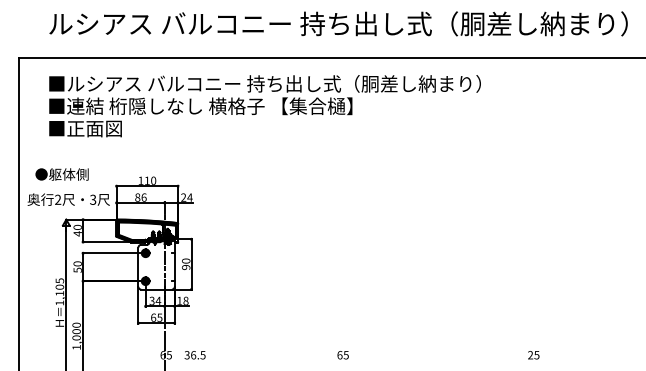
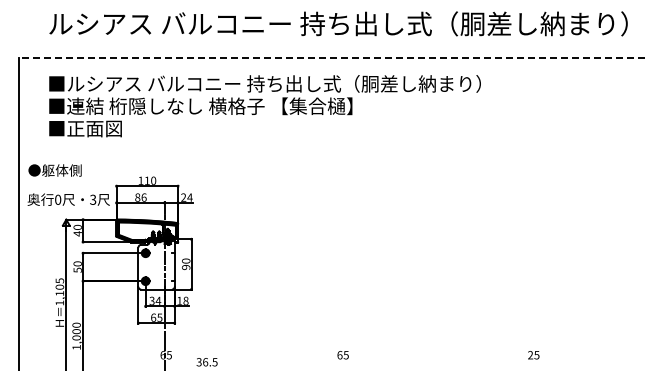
line: solid -> dashed (332, 57)
text position: (61, 174) -> (54, 170) (54, 170)
text: 2 -> 0 (58, 199)
text position: (194, 355) -> (206, 362) (206, 362)
